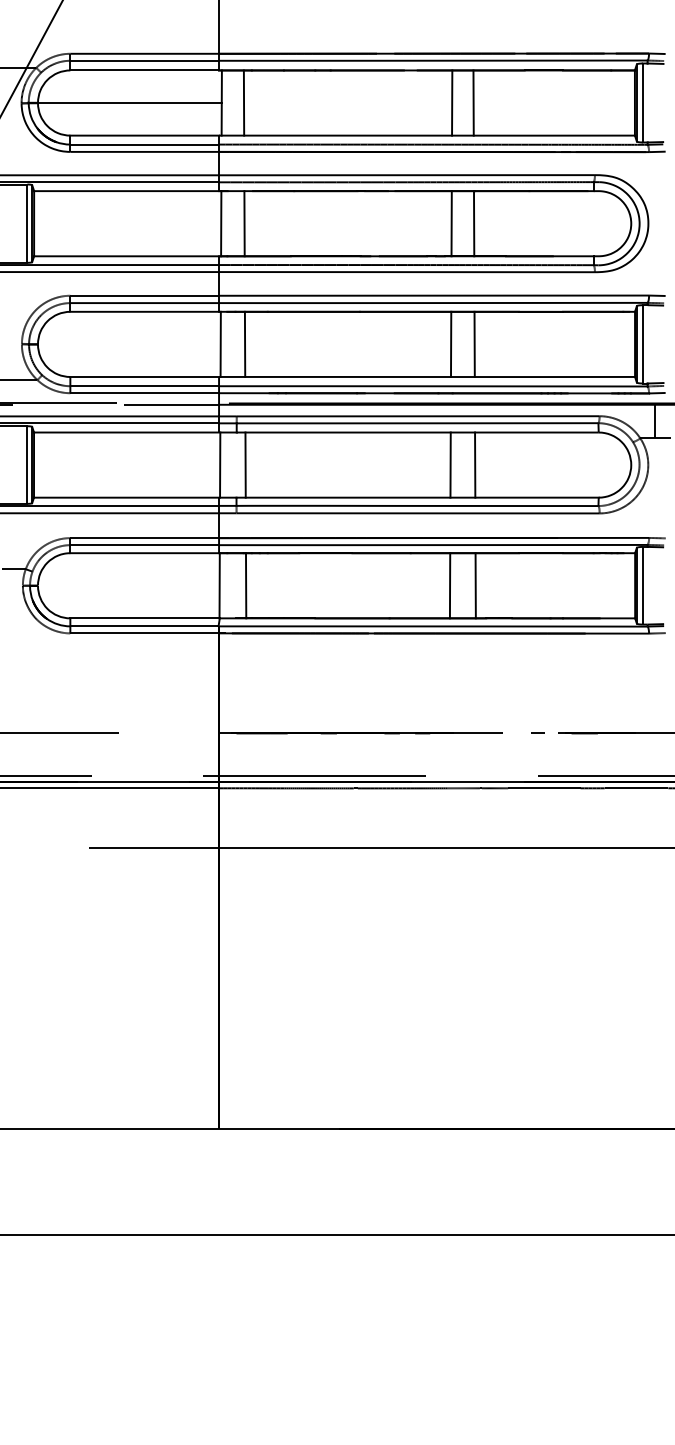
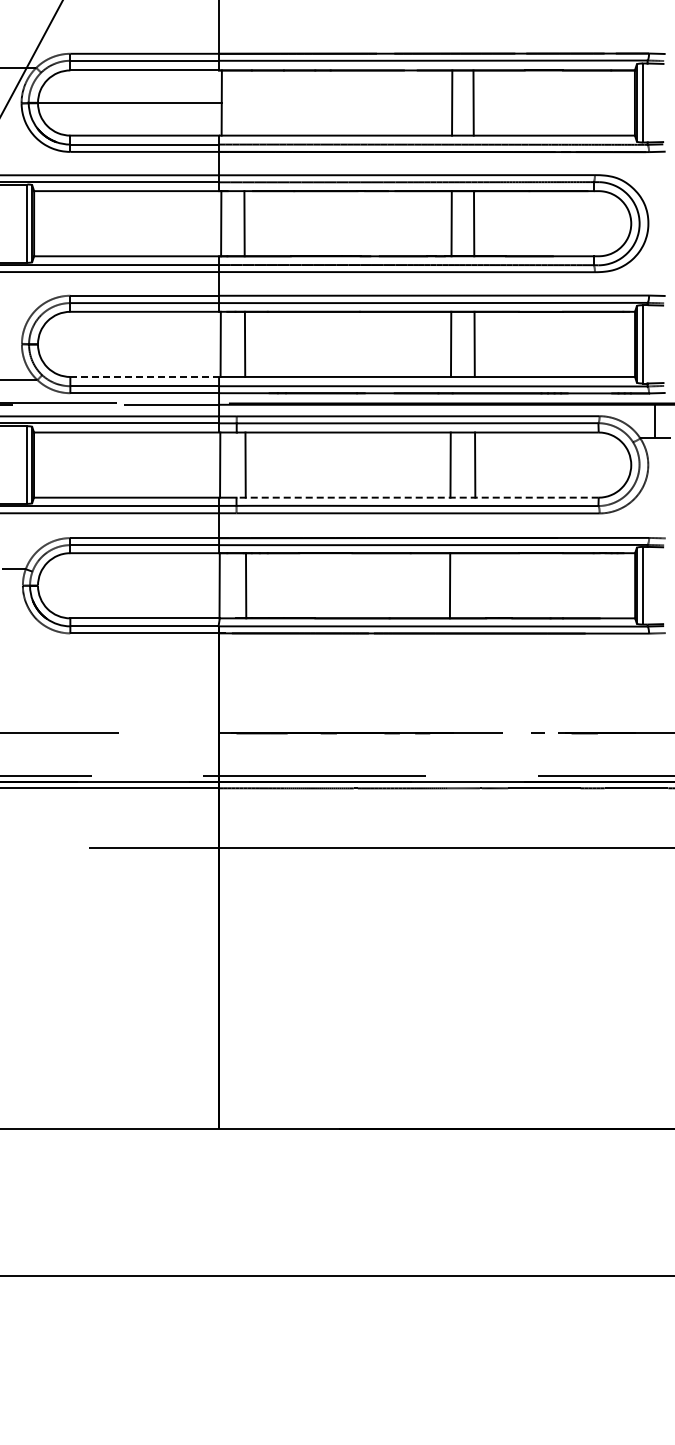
line: present -> none (243, 102)
line: solid -> dashed (145, 376)
line: solid -> dashed (417, 497)
line: present -> none (475, 585)
line position: (336, 1235) -> (336, 1276) (336, 1276)
